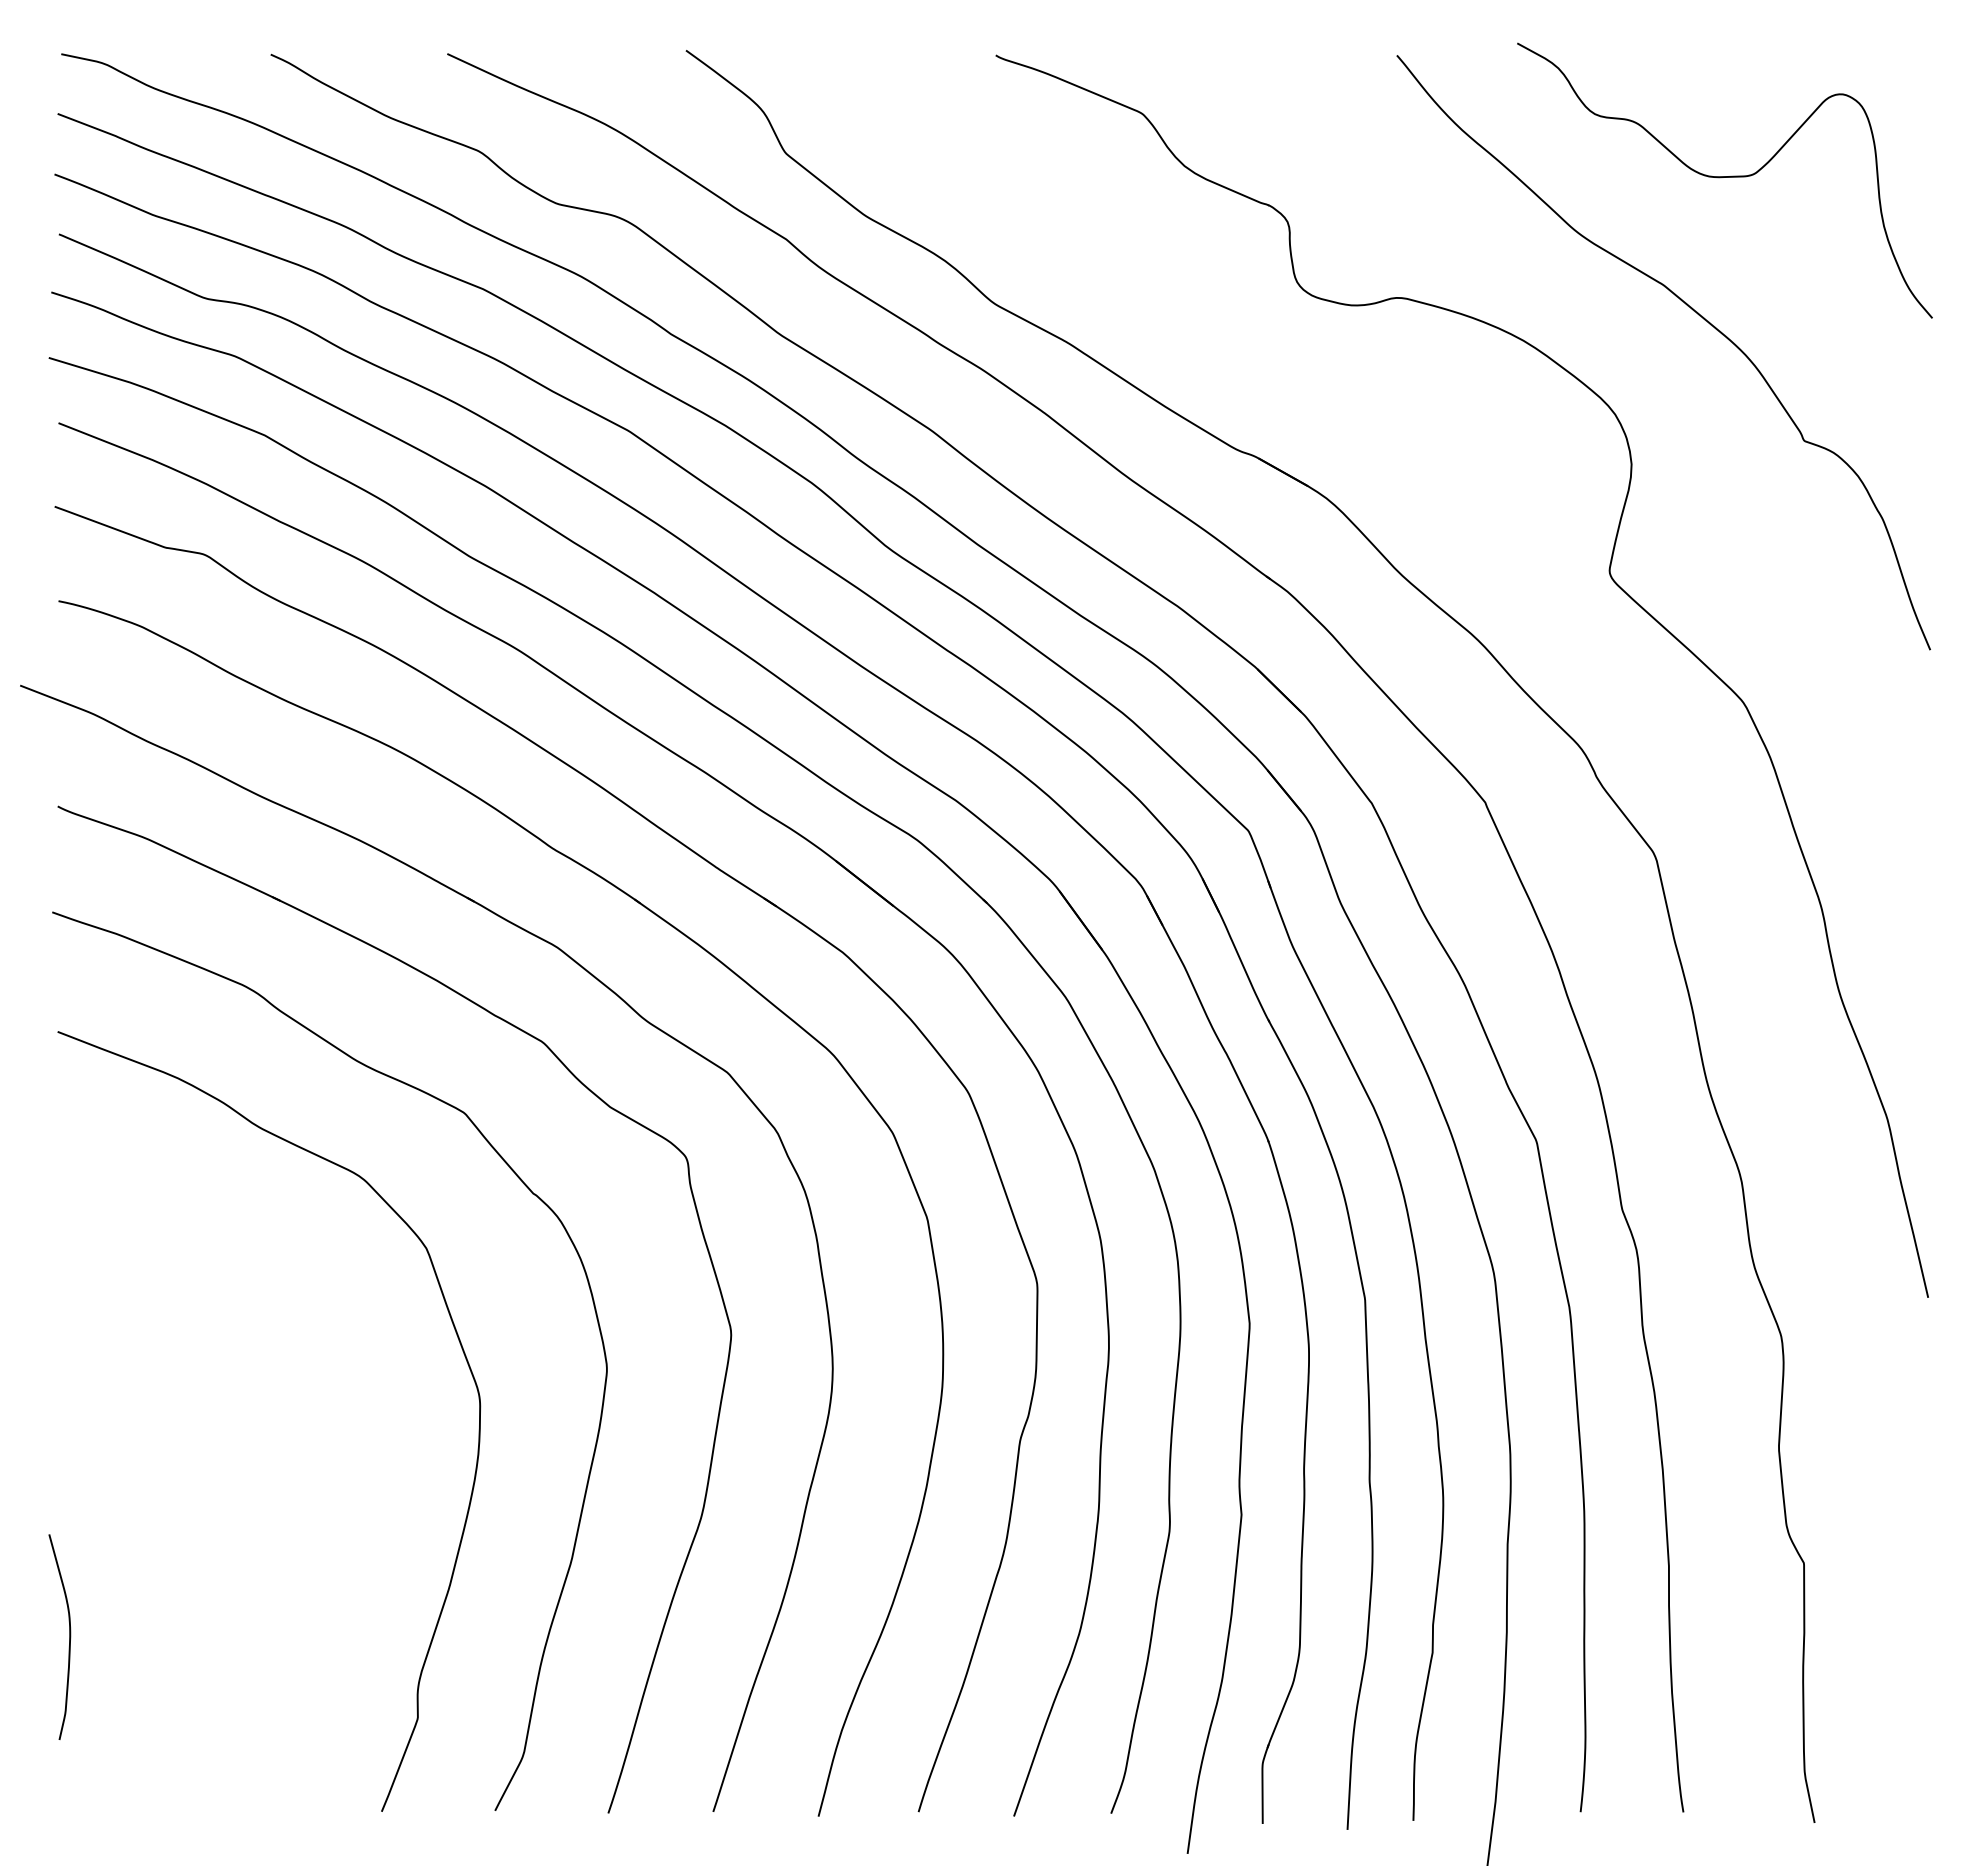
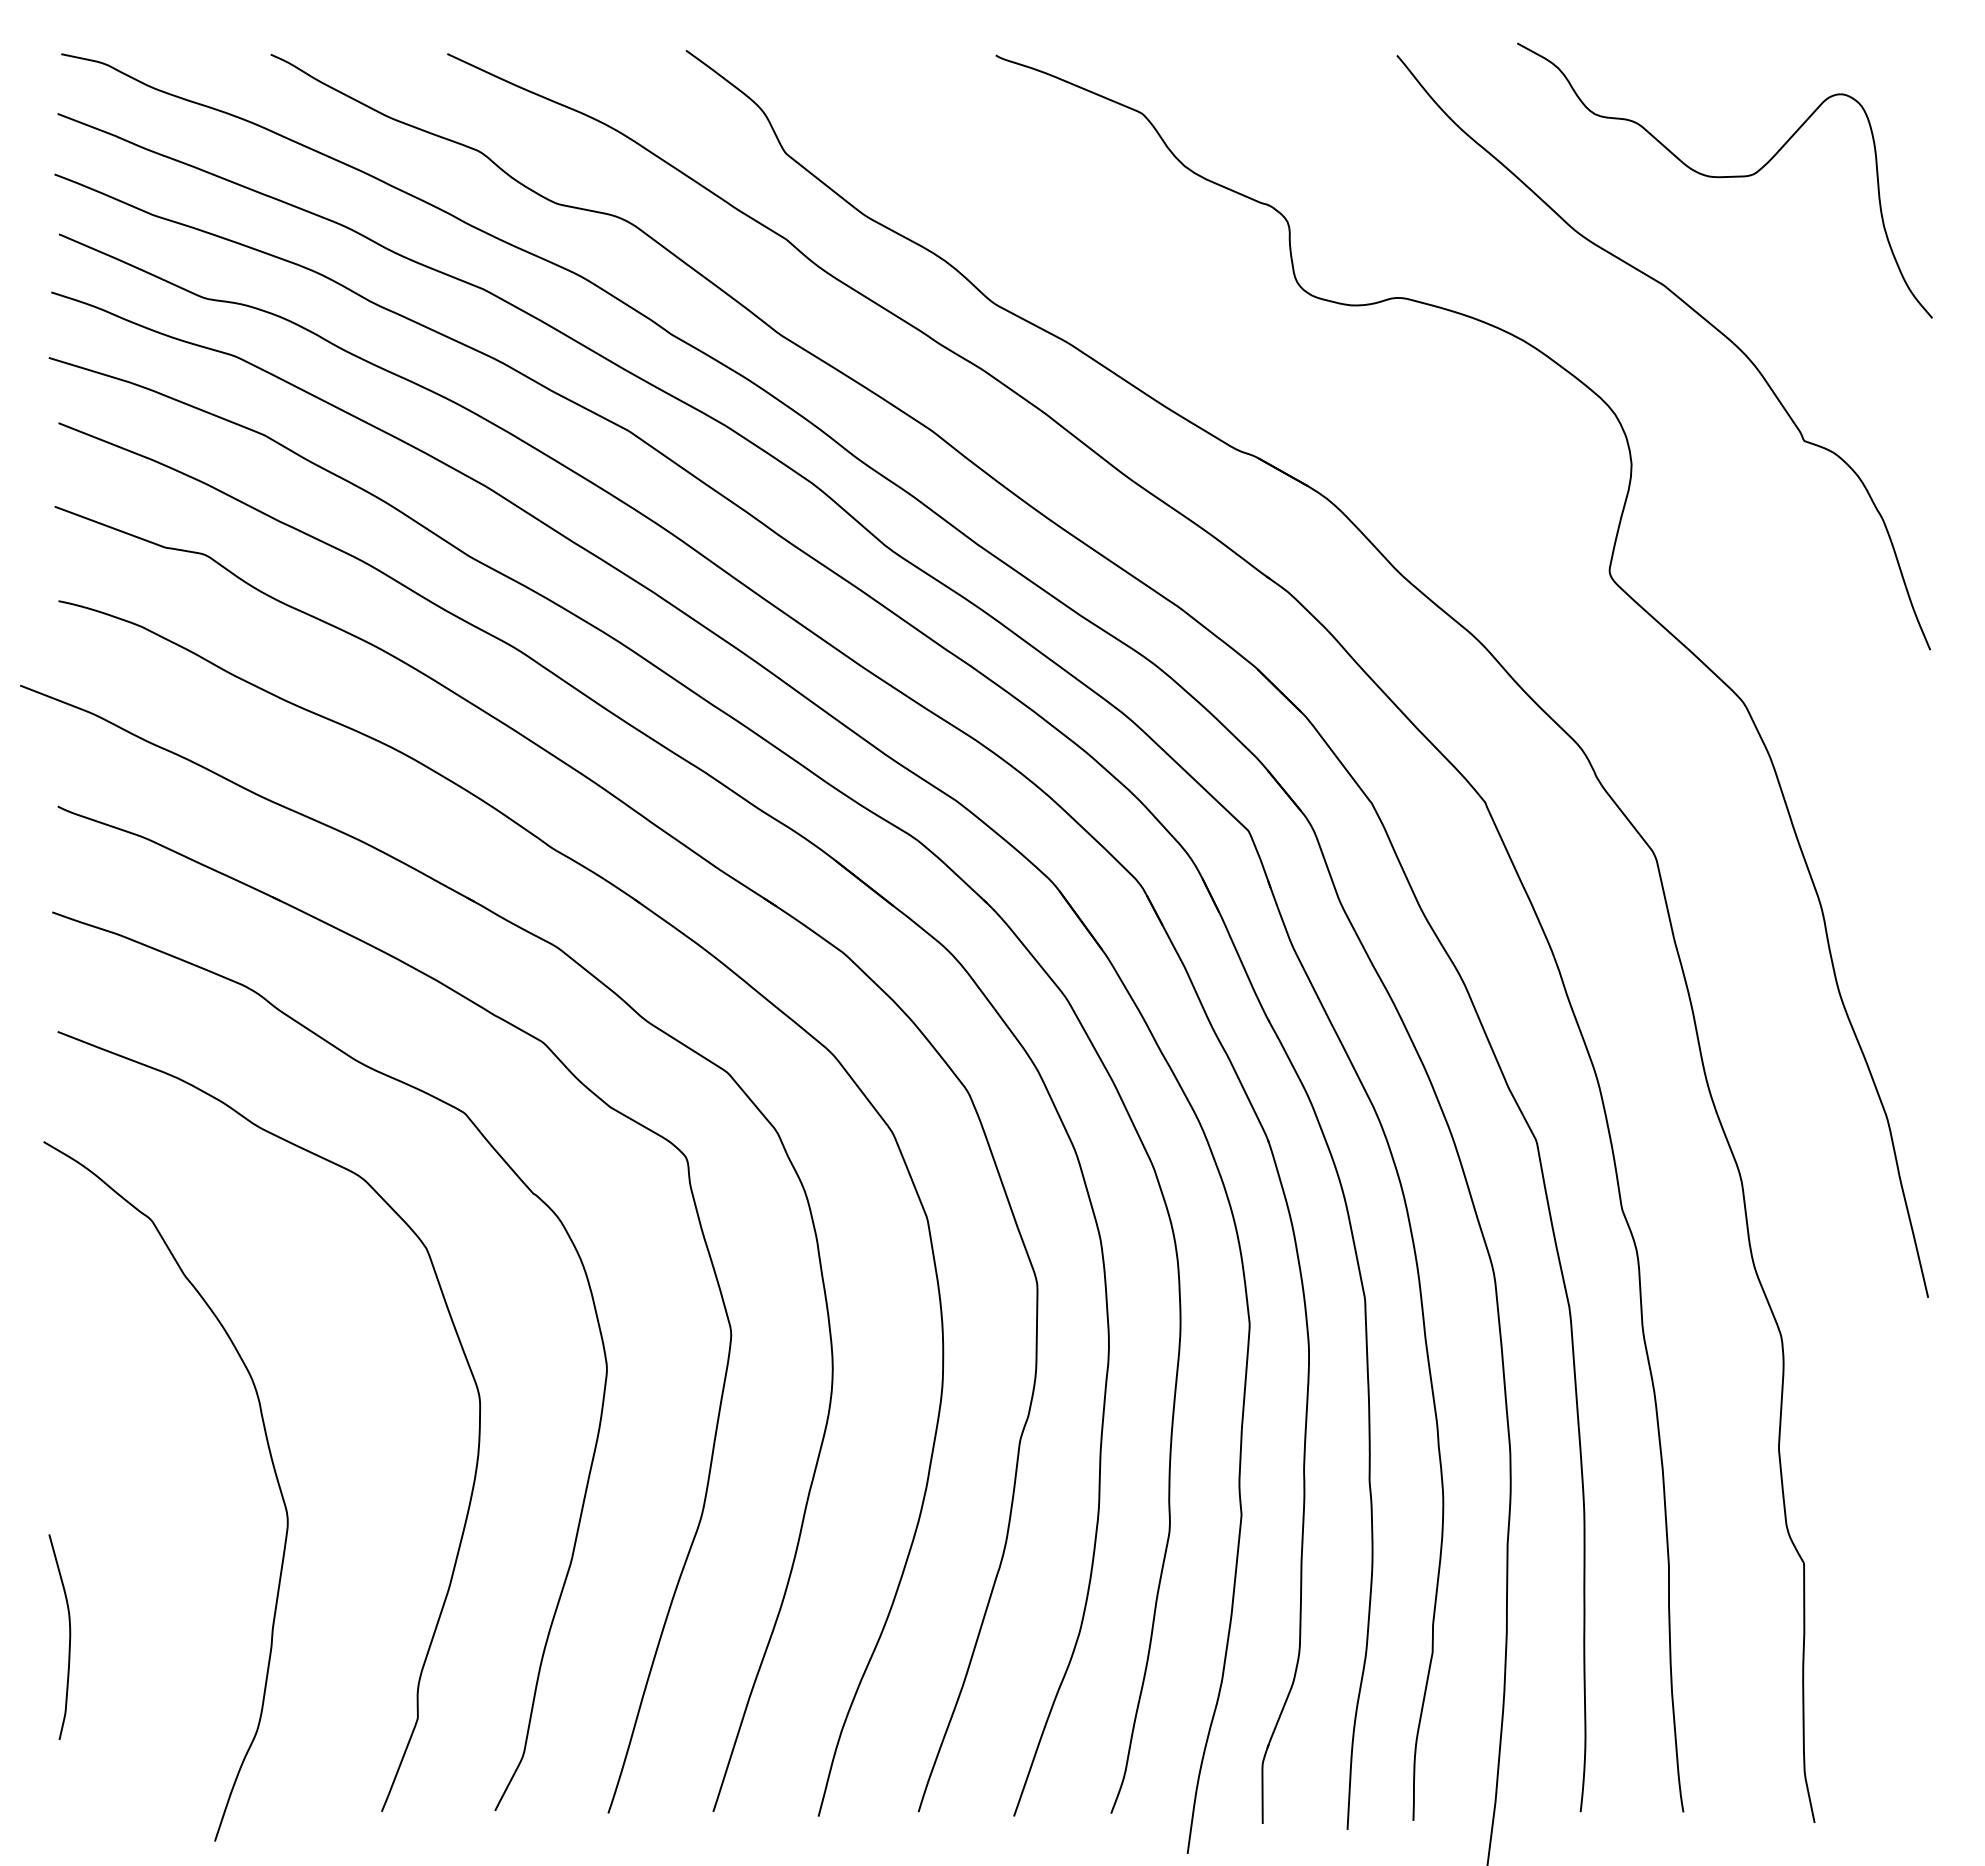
curve: none -> present (272, 1466)
